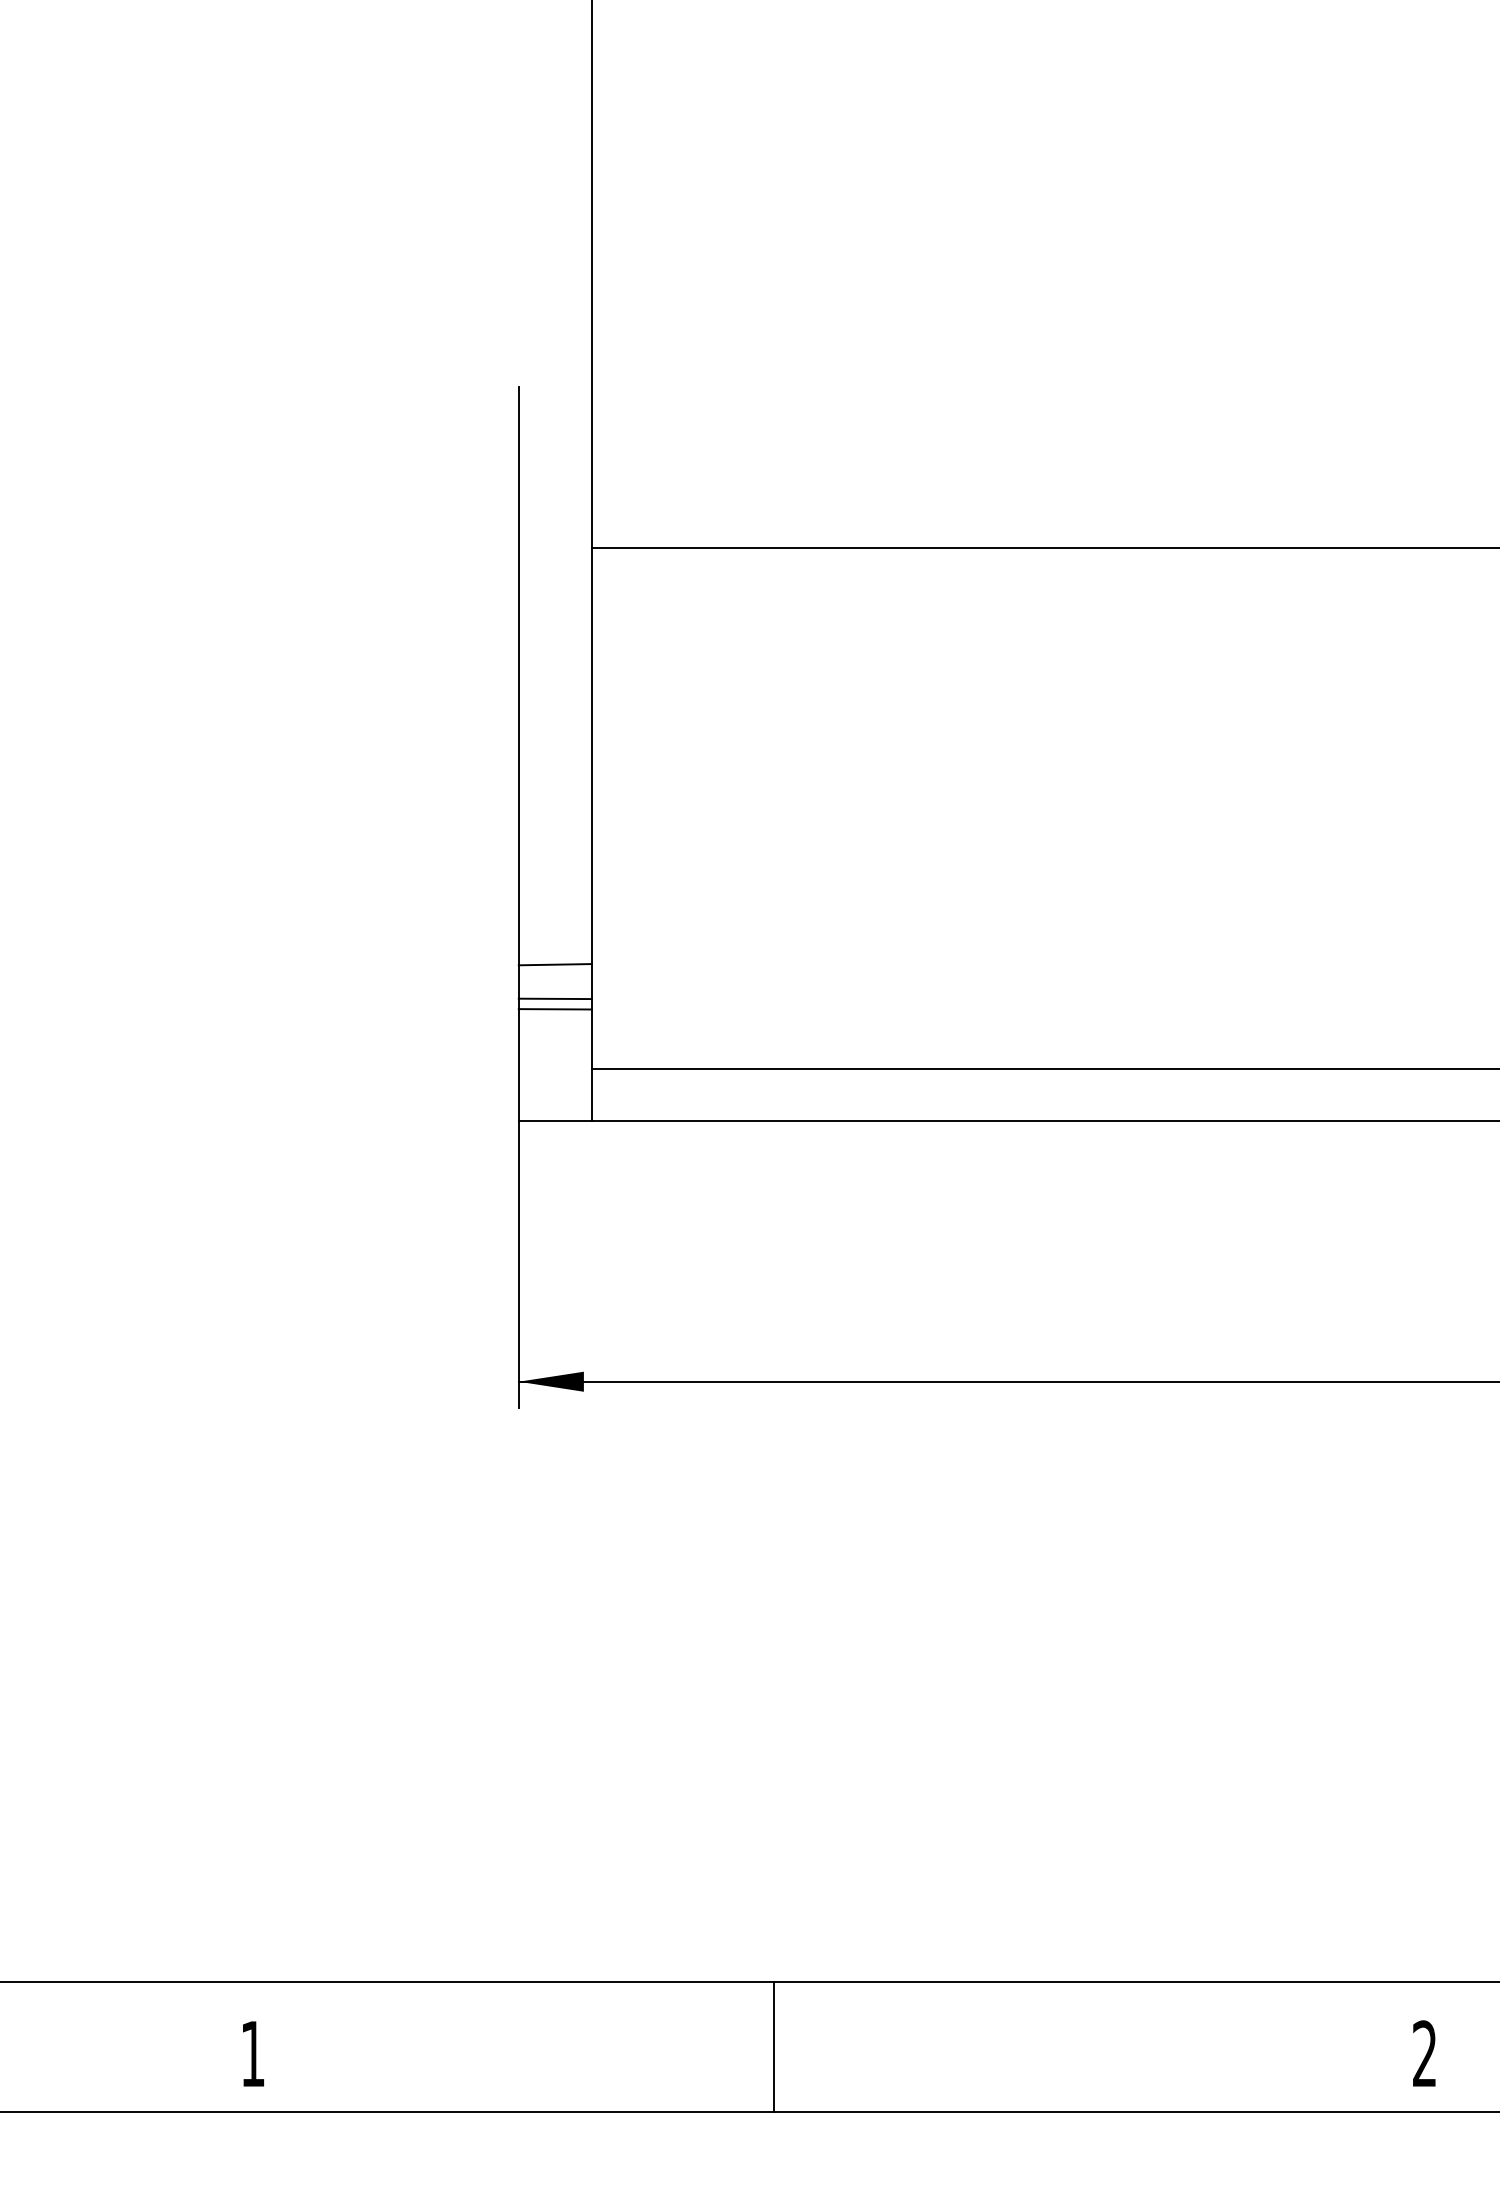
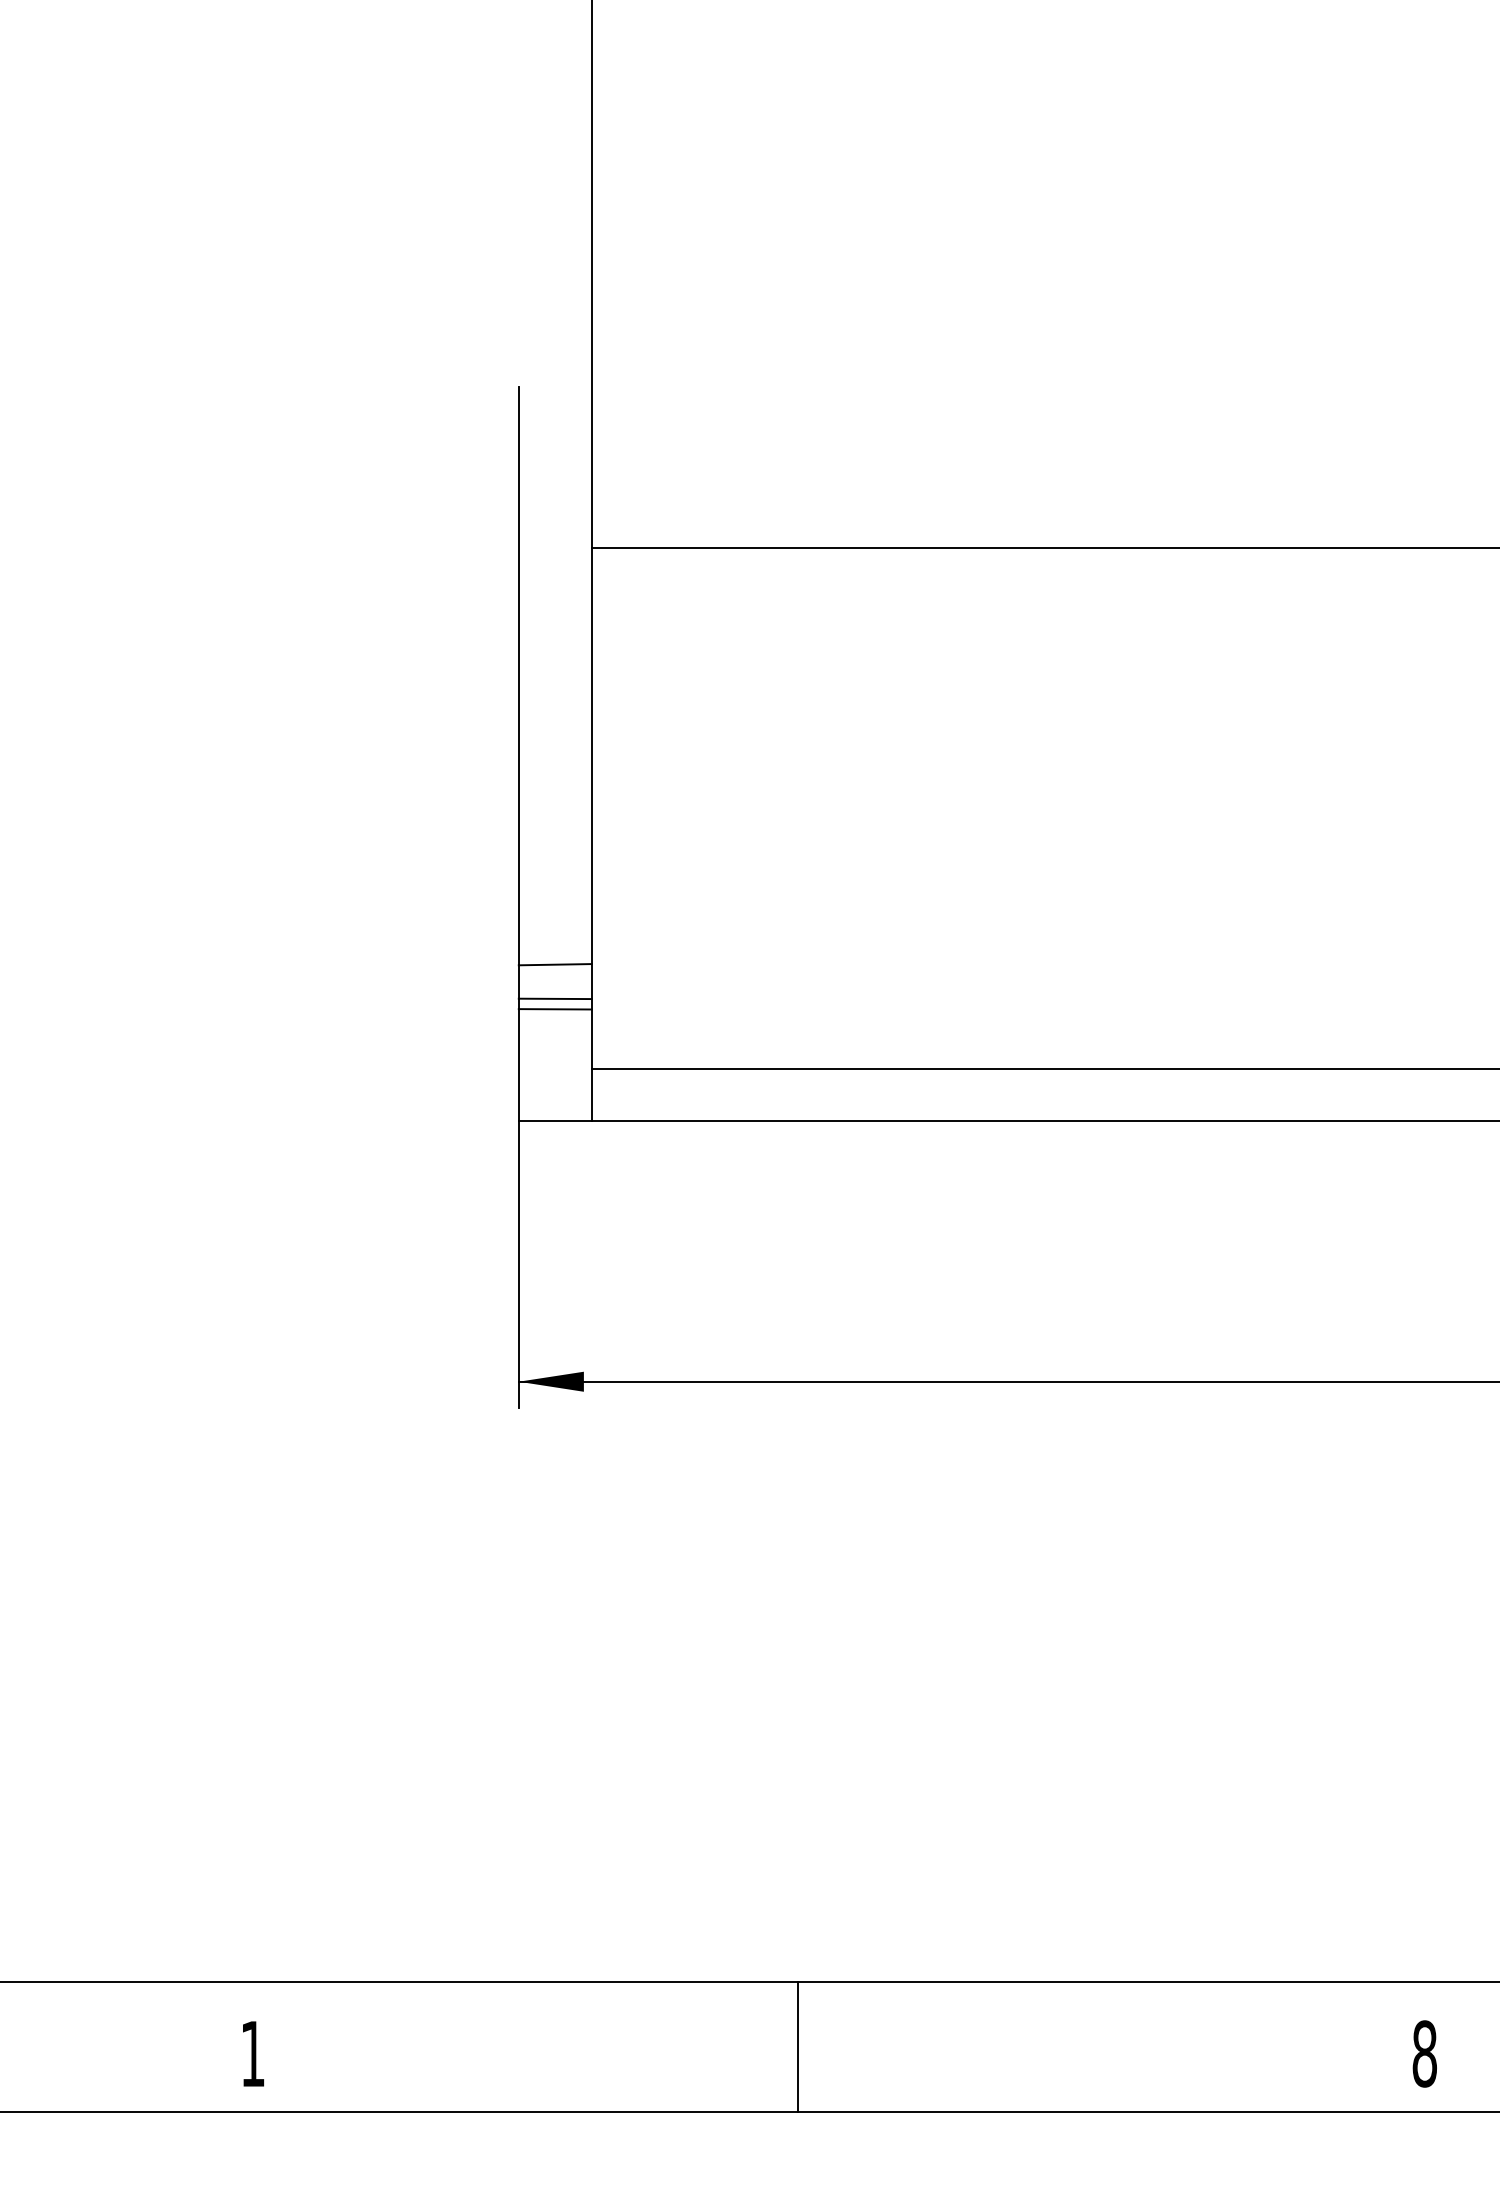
line position: (774, 2046) -> (798, 2046) (798, 2046)
text: 2 -> 8 (1424, 2053)
